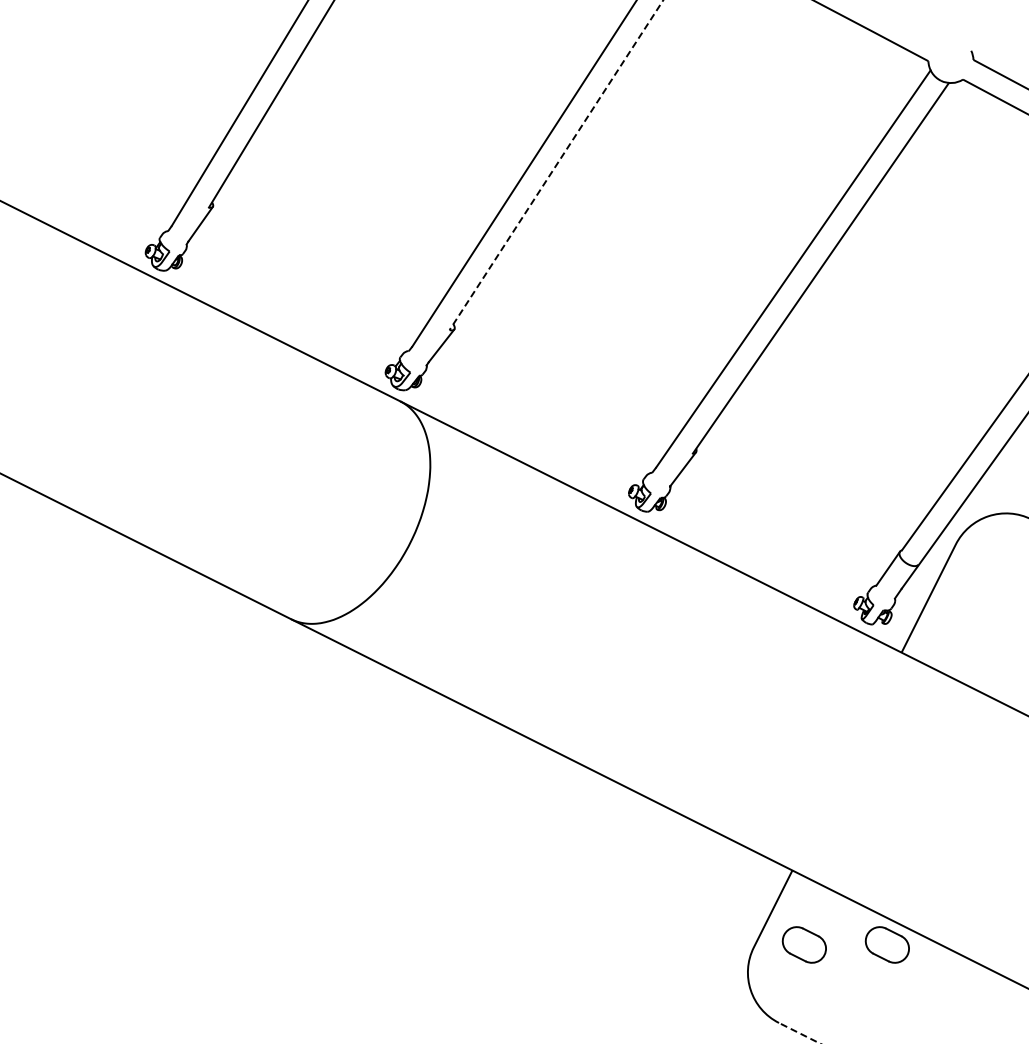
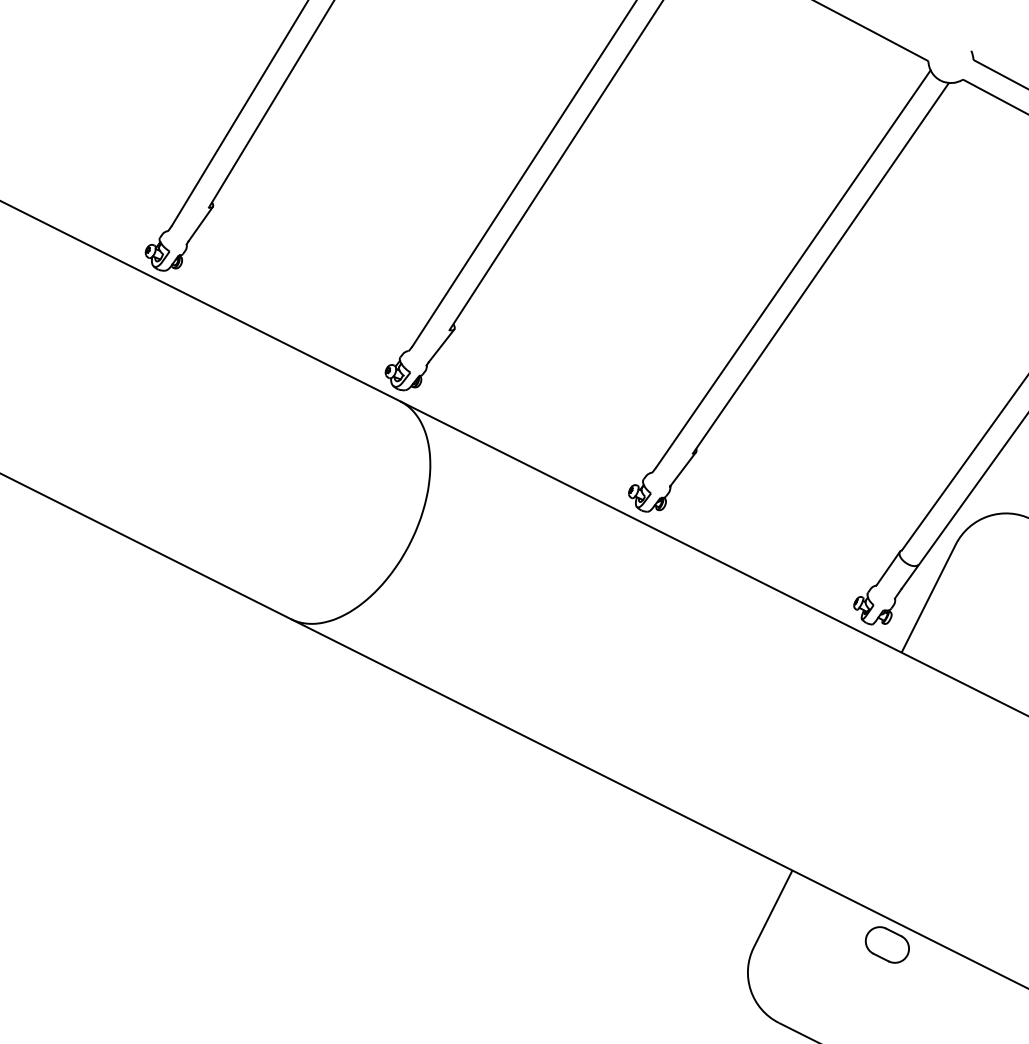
line: dashed -> solid (556, 165)
part: present -> none (803, 944)
line: dashed -> solid (799, 1033)
